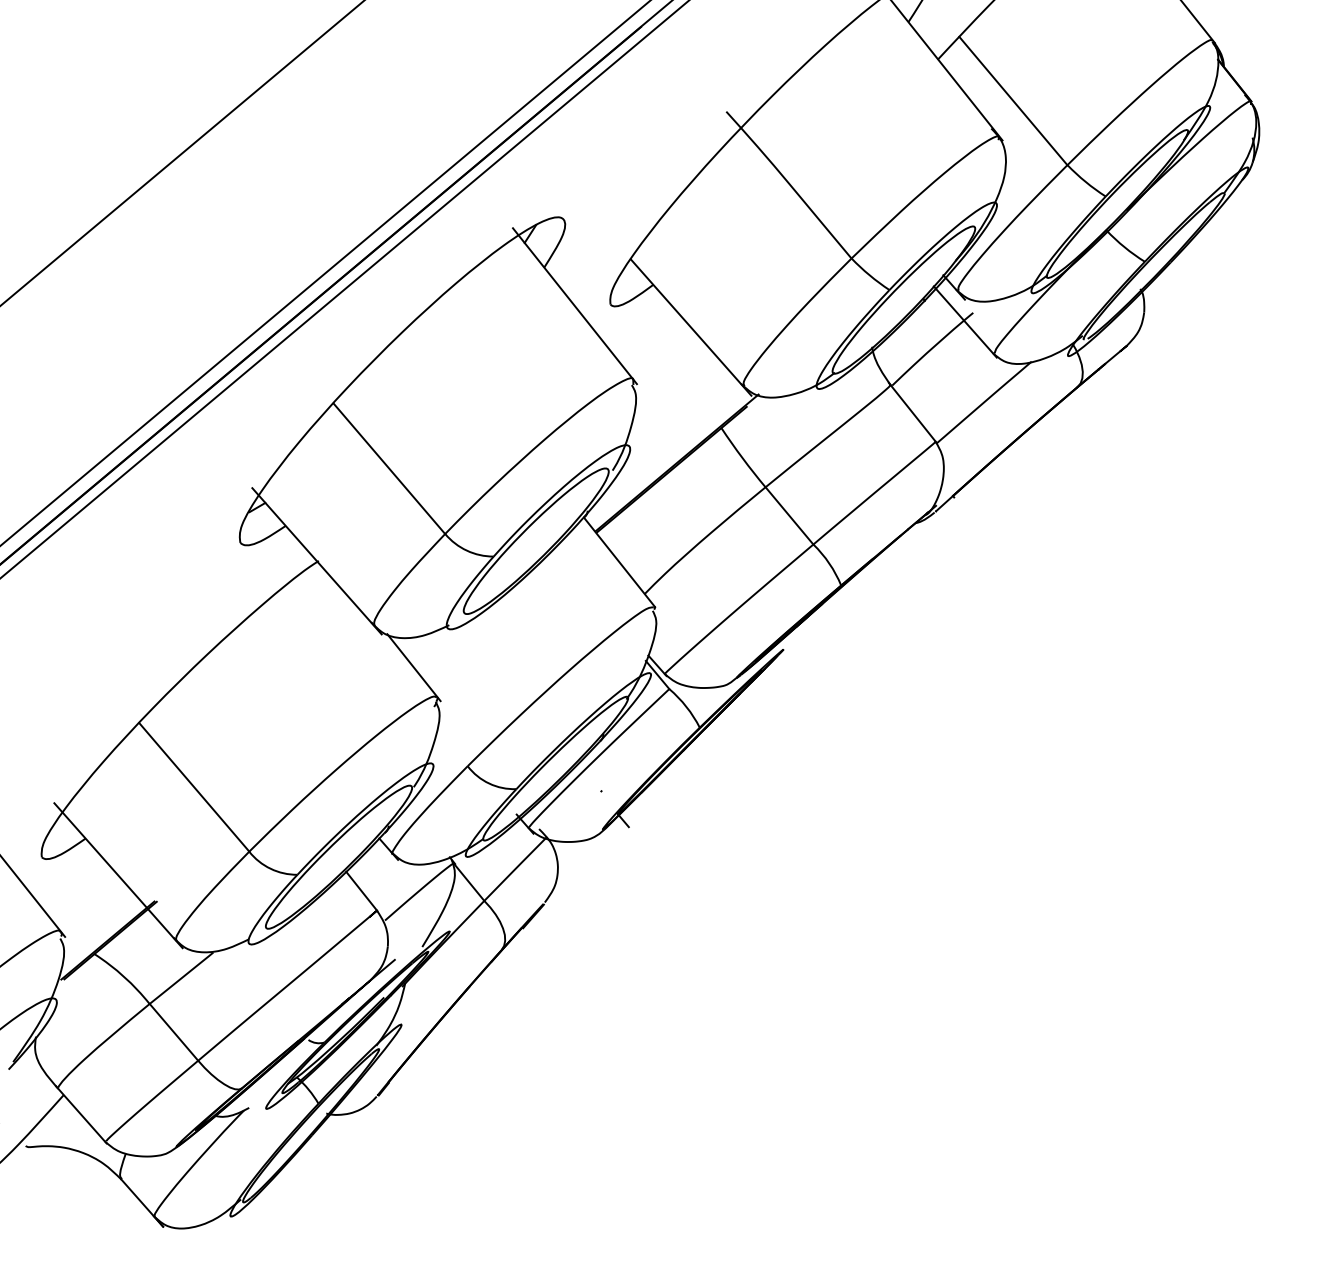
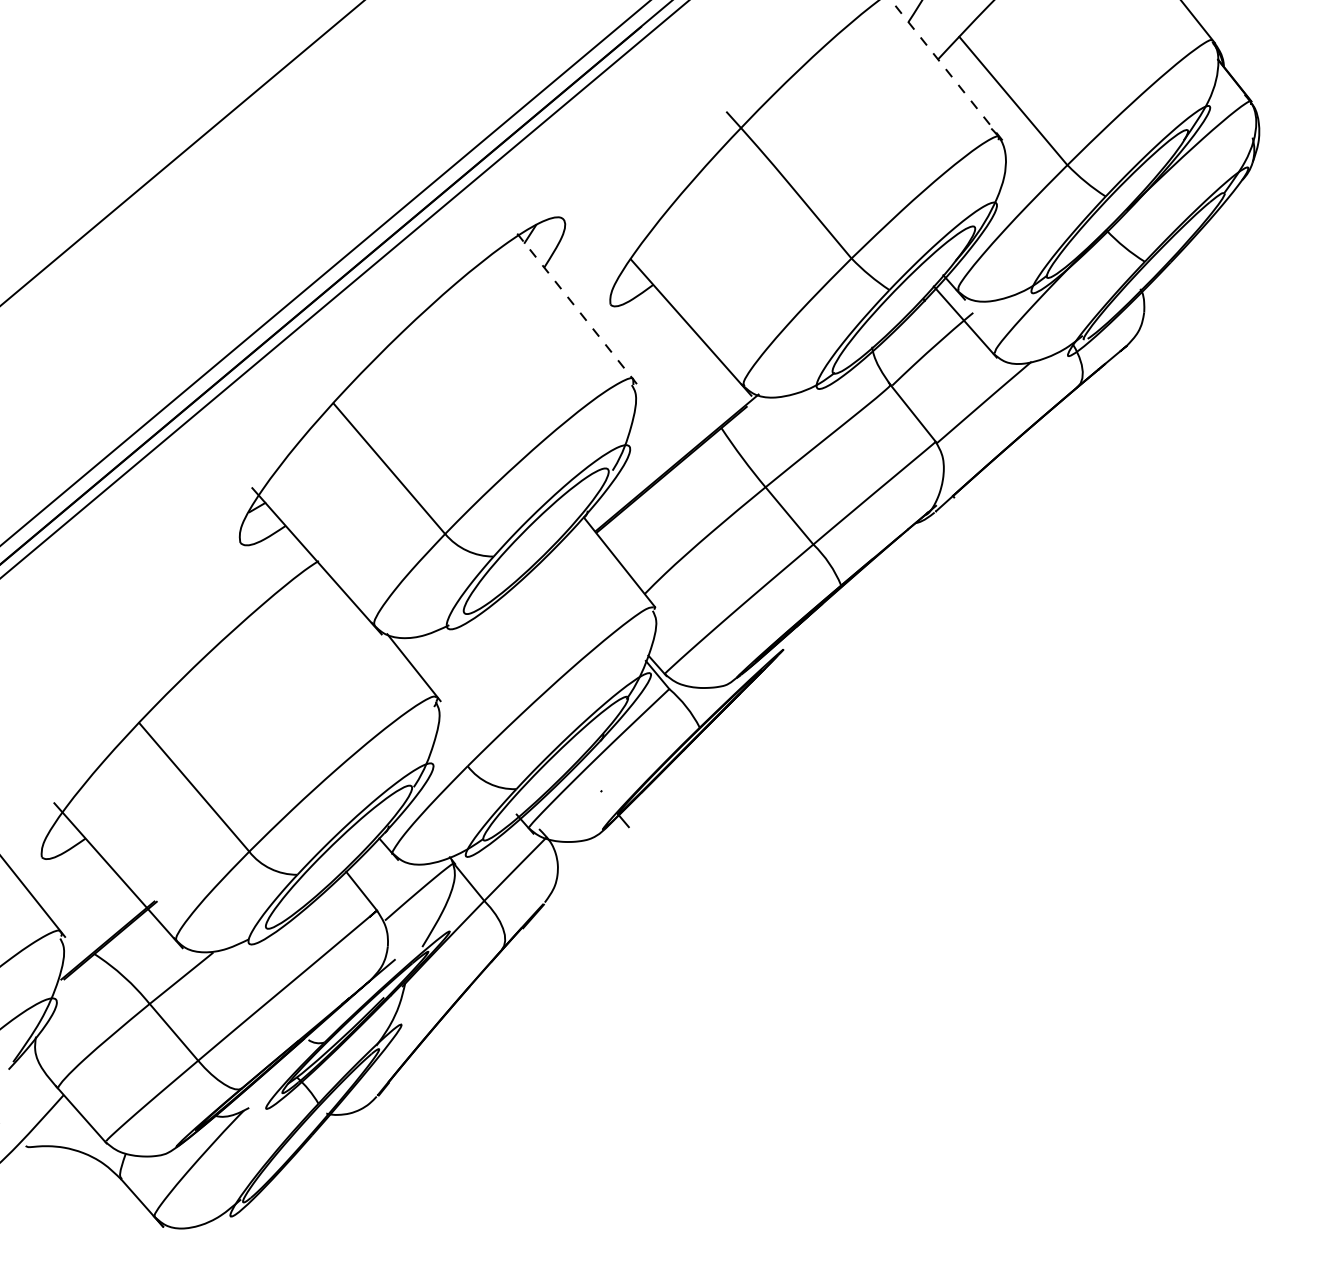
line: solid -> dashed (946, 70)
line: solid -> dashed (574, 306)
